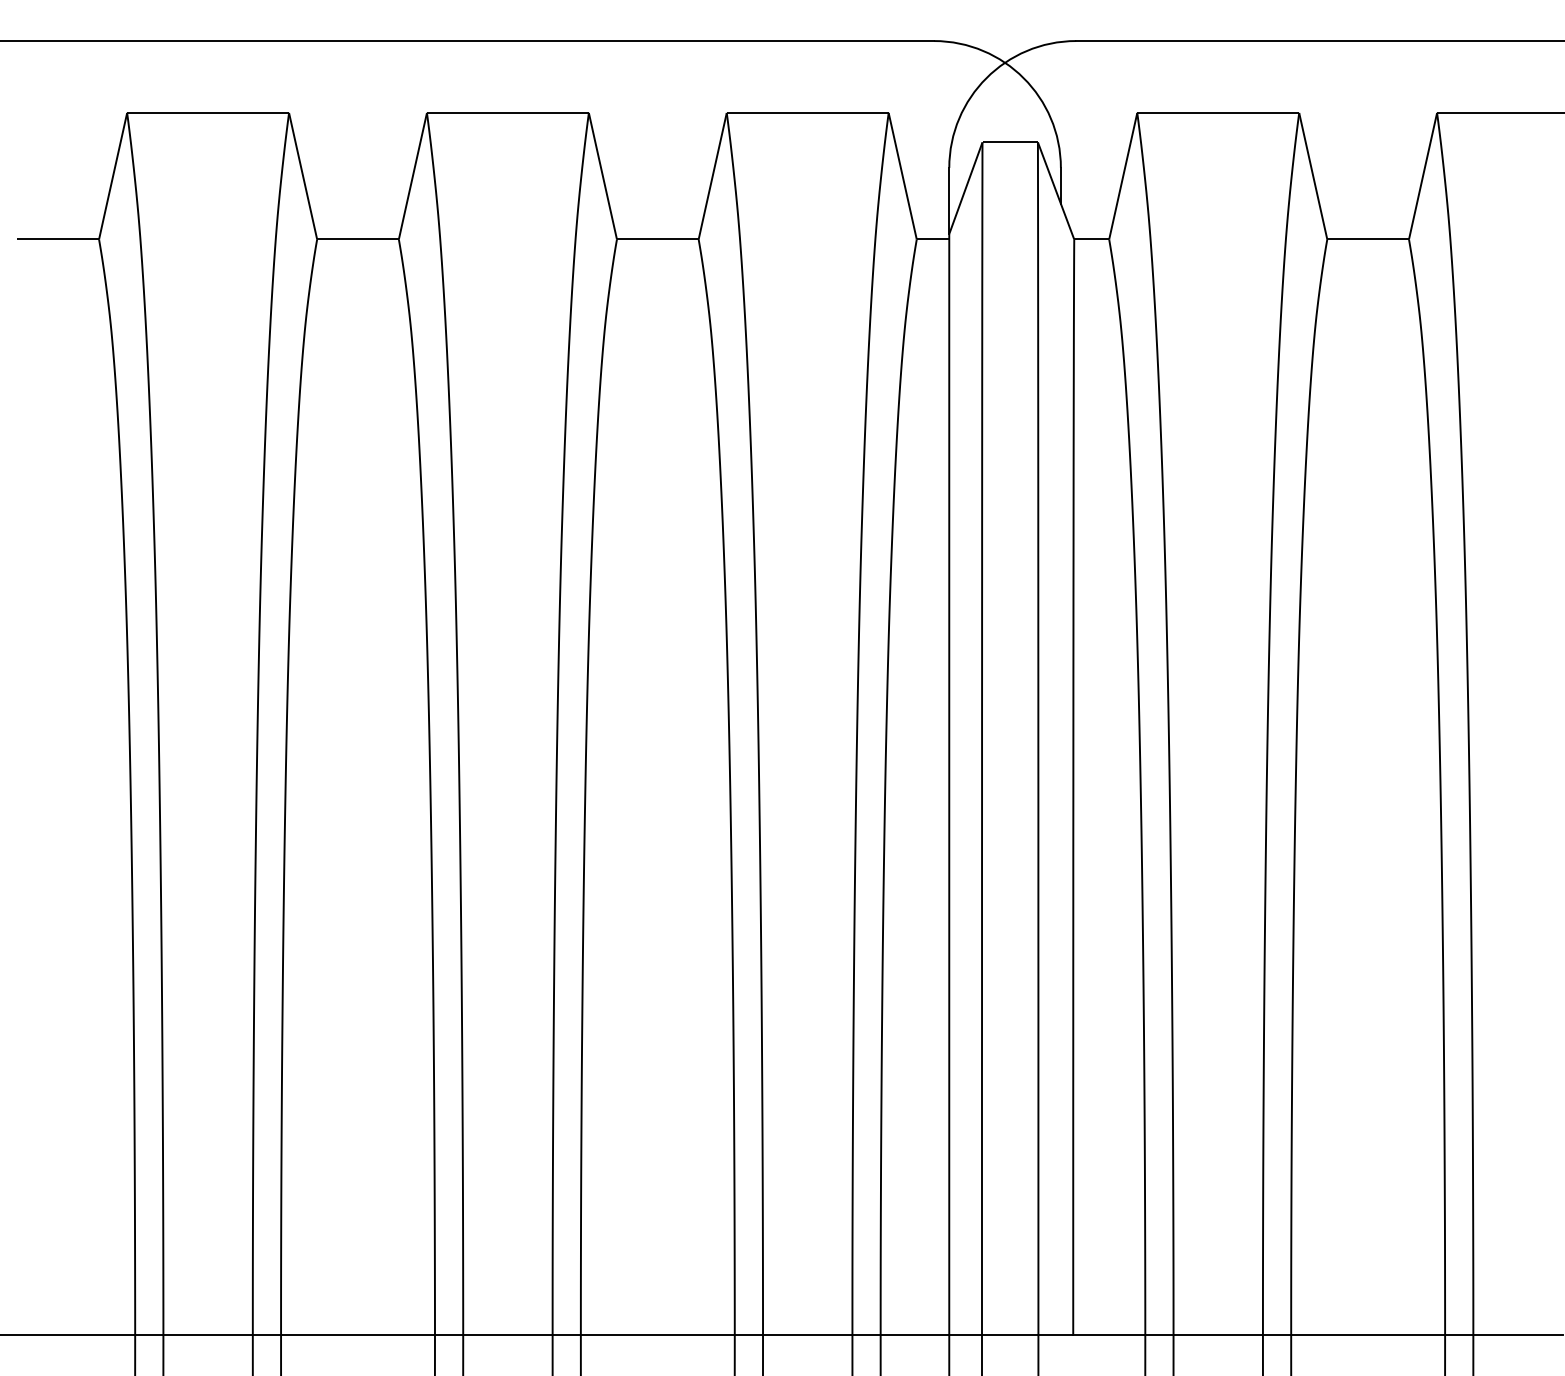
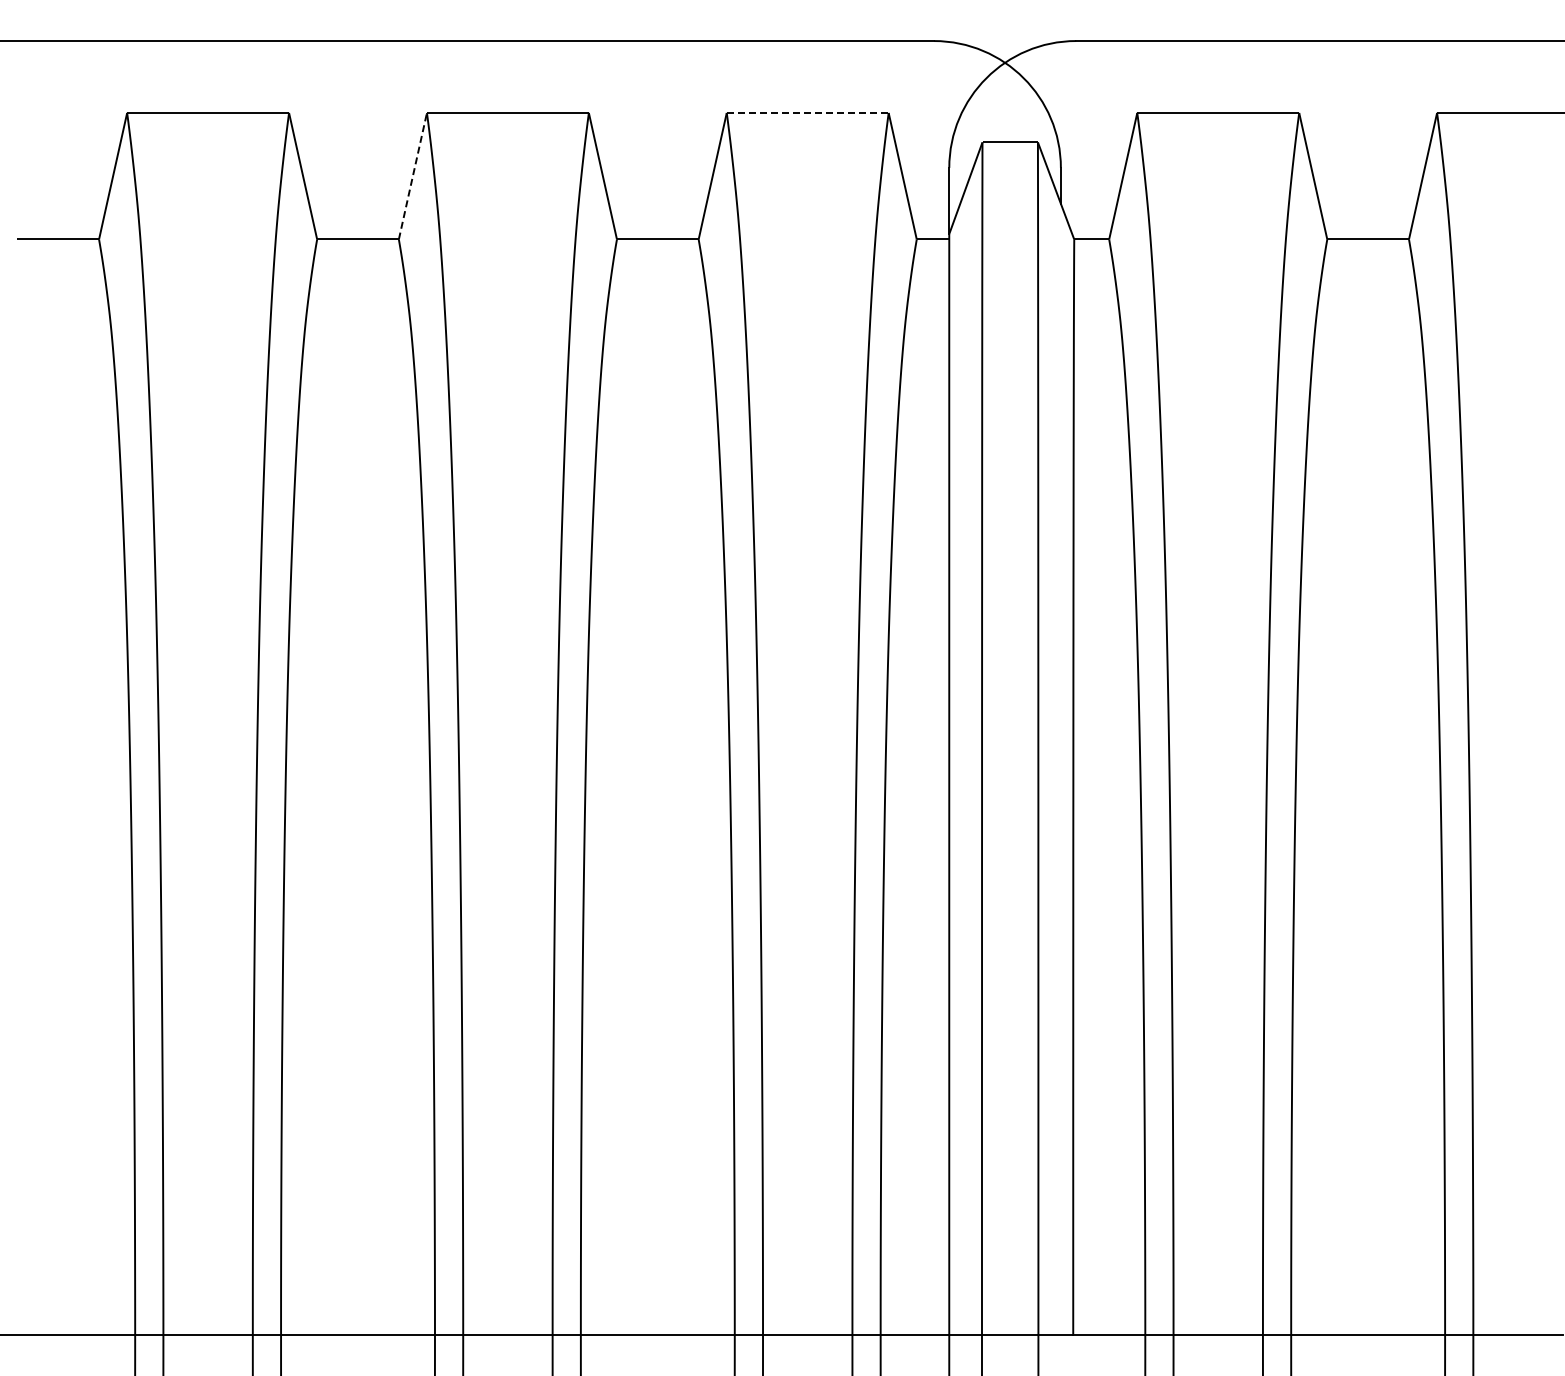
line: solid -> dashed (807, 112)
line: solid -> dashed (413, 175)
